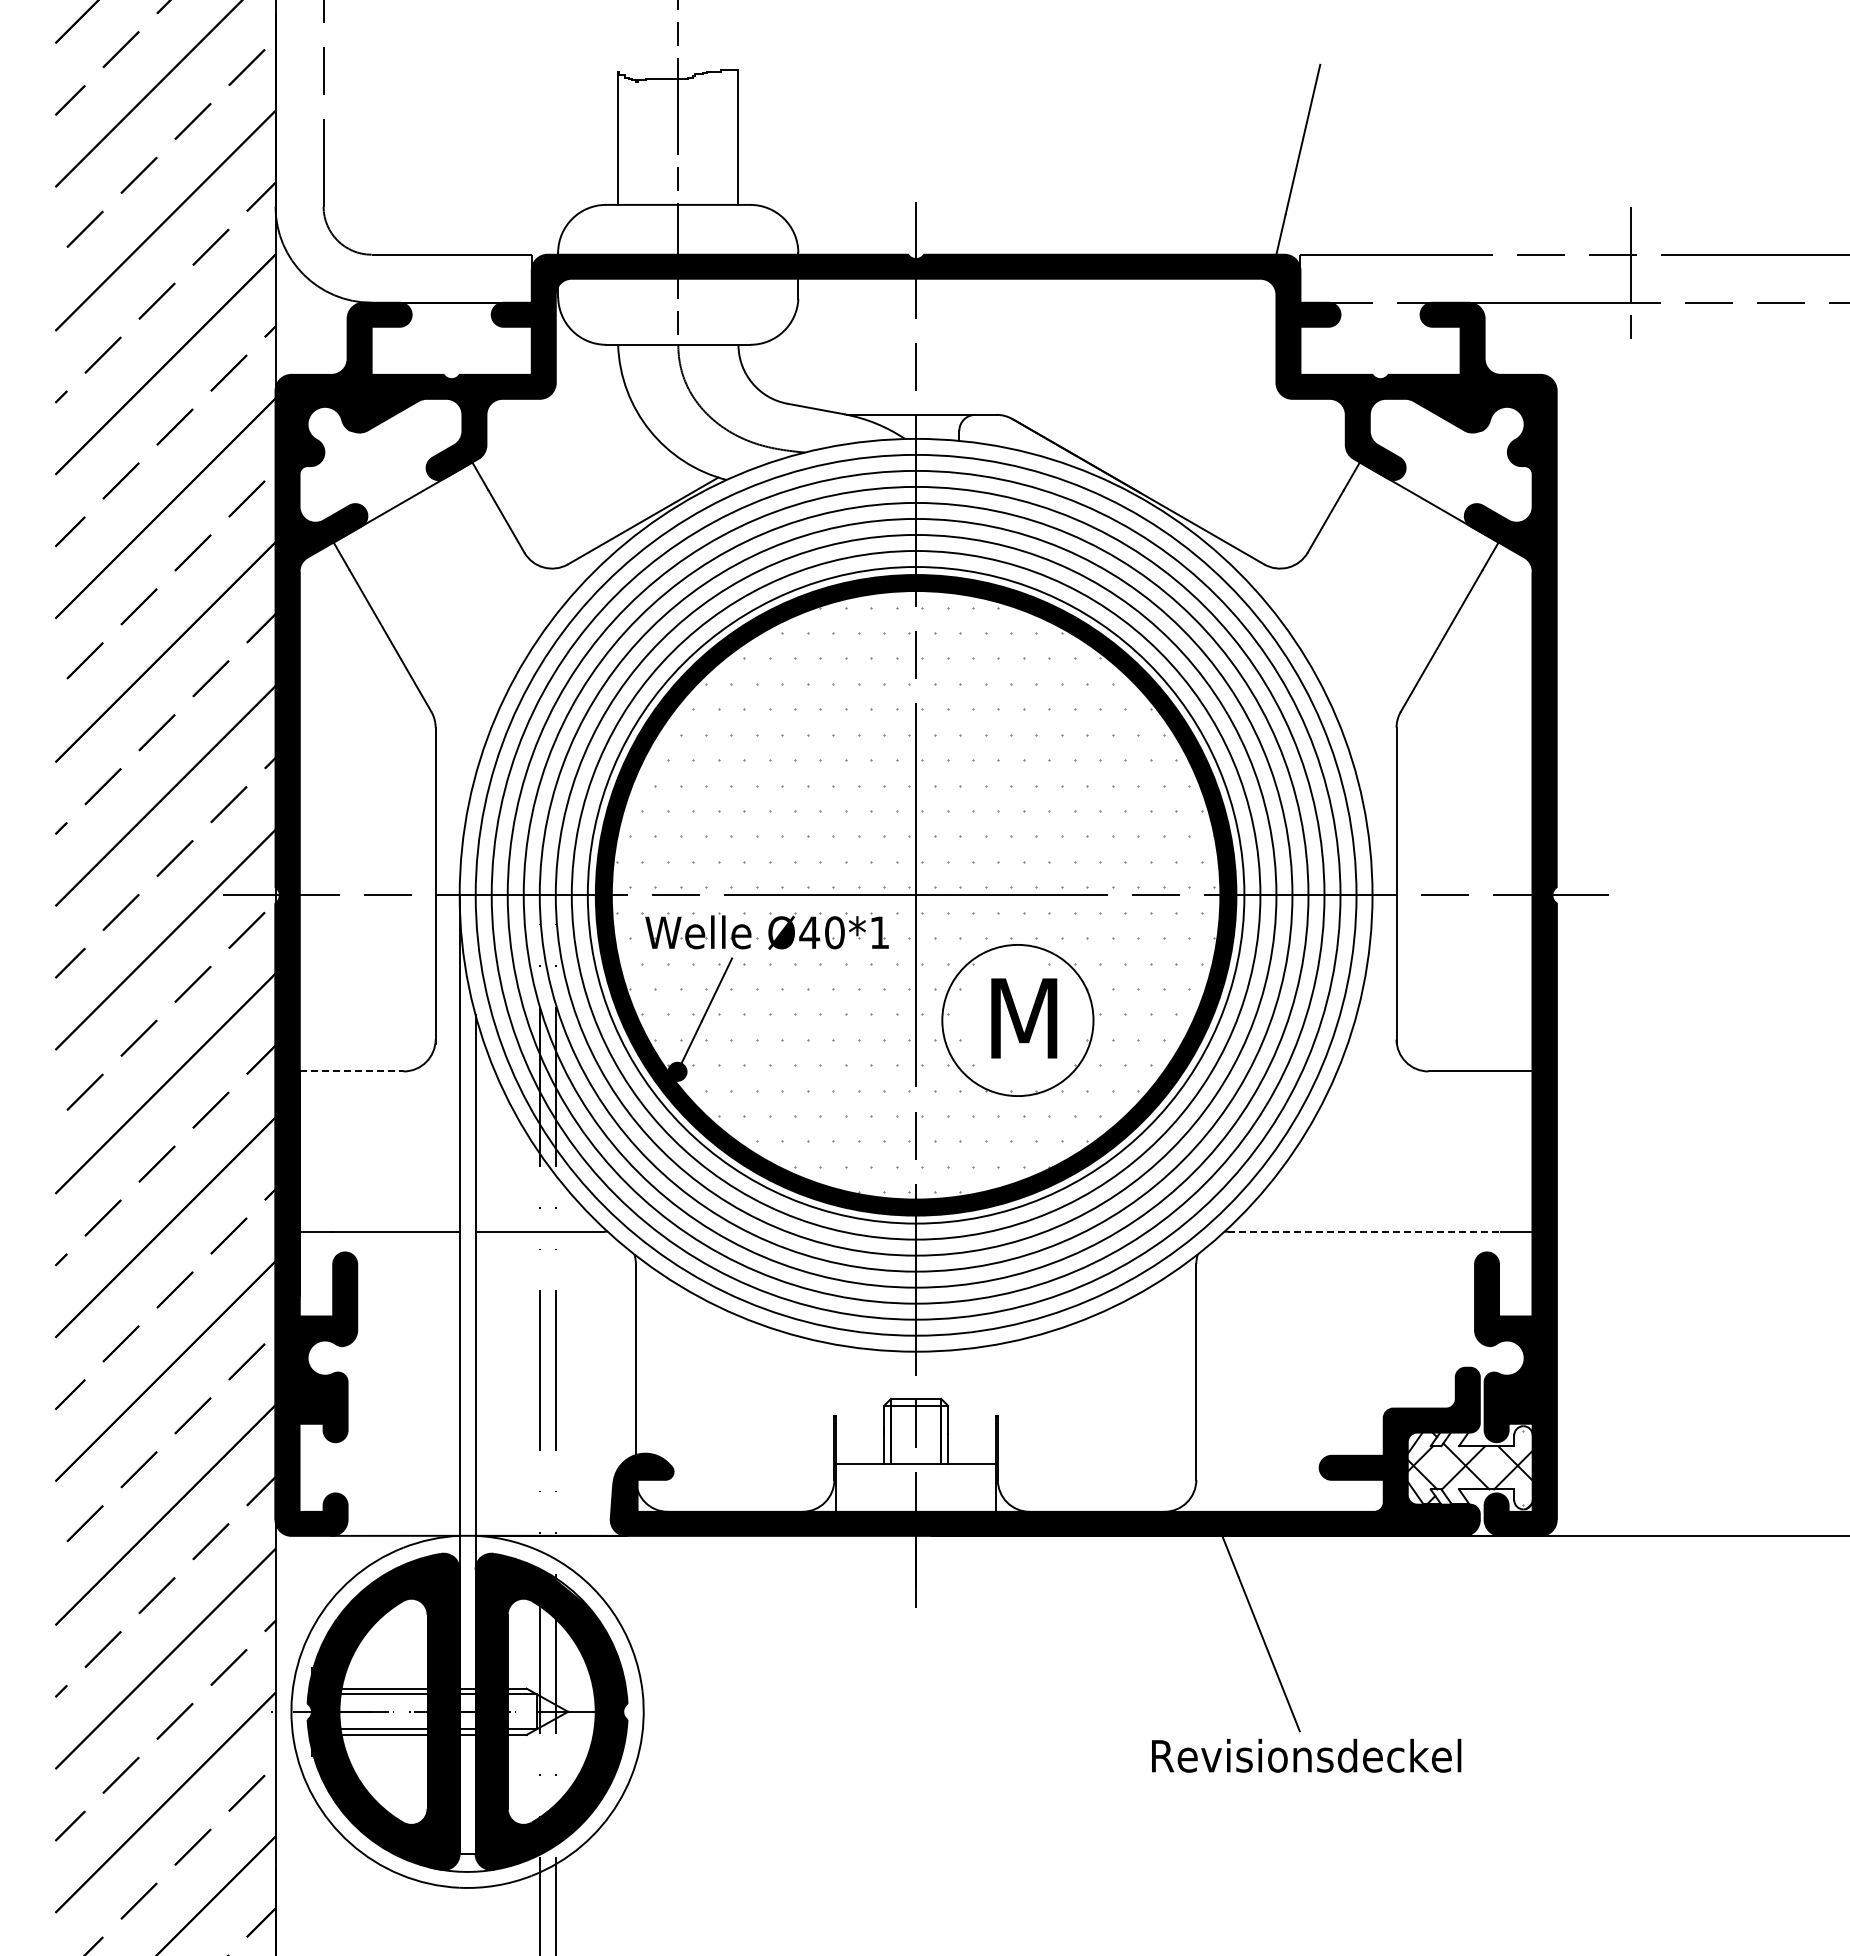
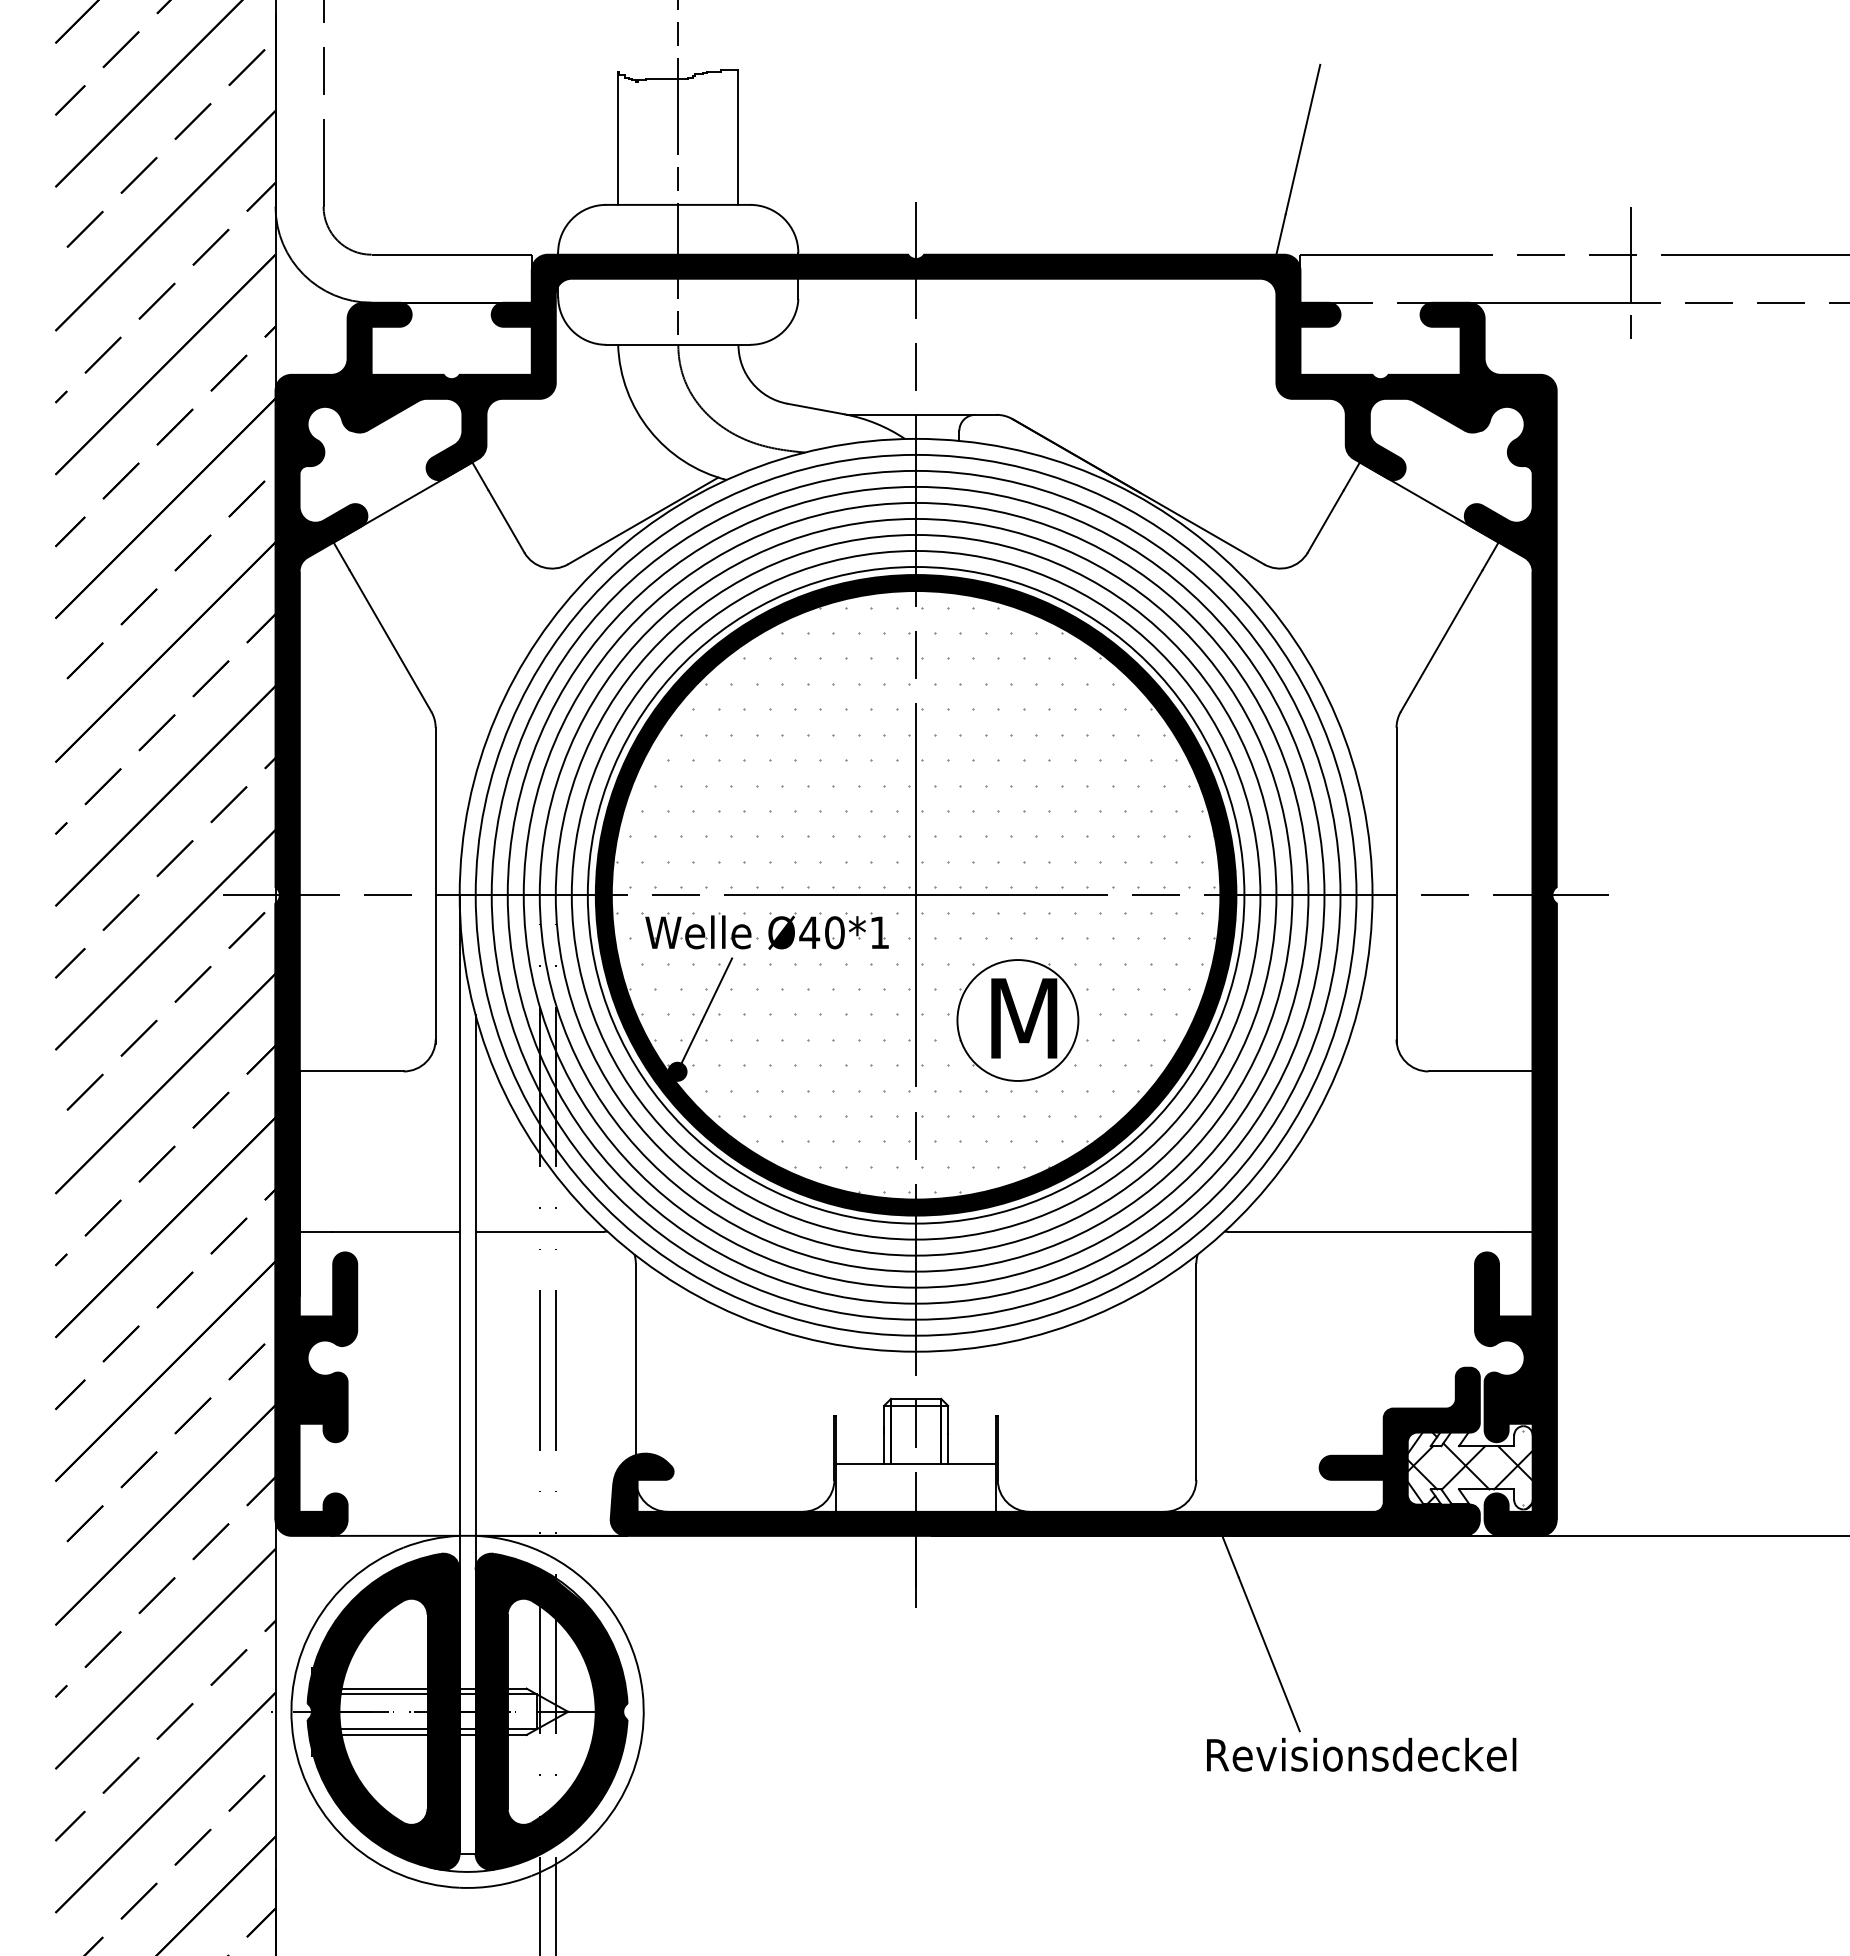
circle diameter: 151 px -> 121 px (1017, 1020)
line: dashed -> solid (352, 1071)
line: dashed -> solid (1365, 1231)
text position: (1306, 1755) -> (1361, 1754) (1361, 1754)
